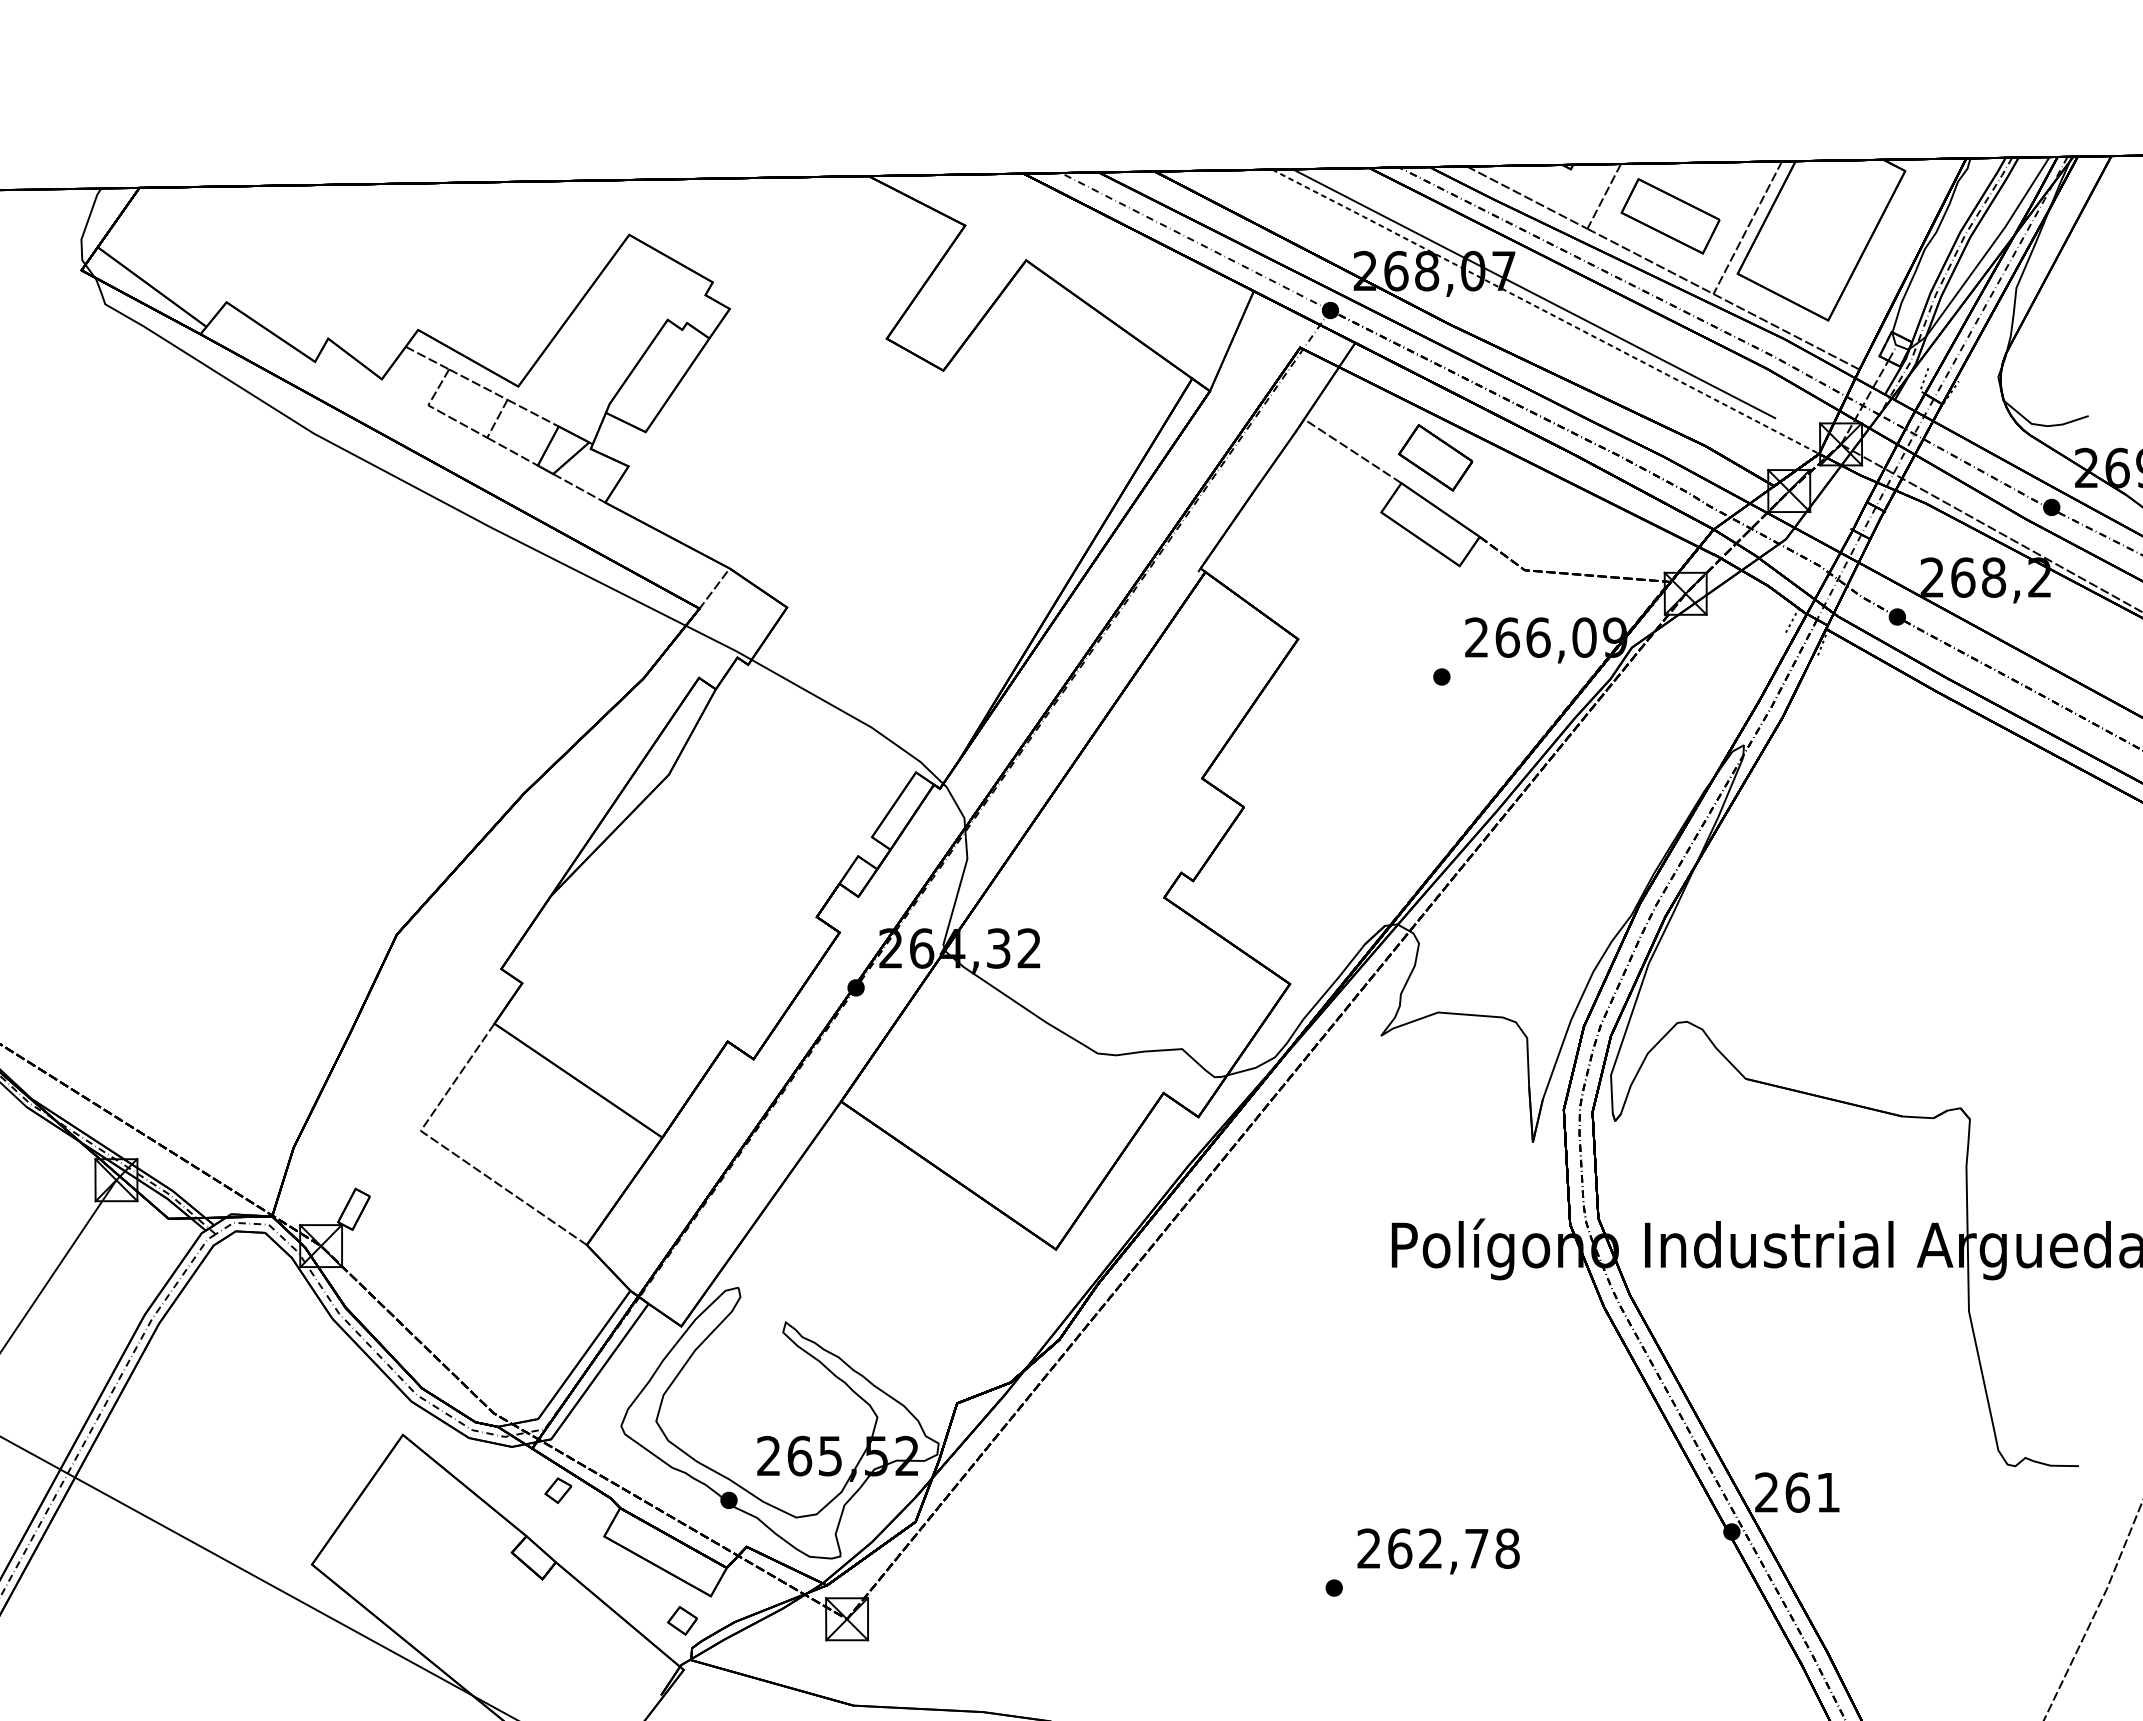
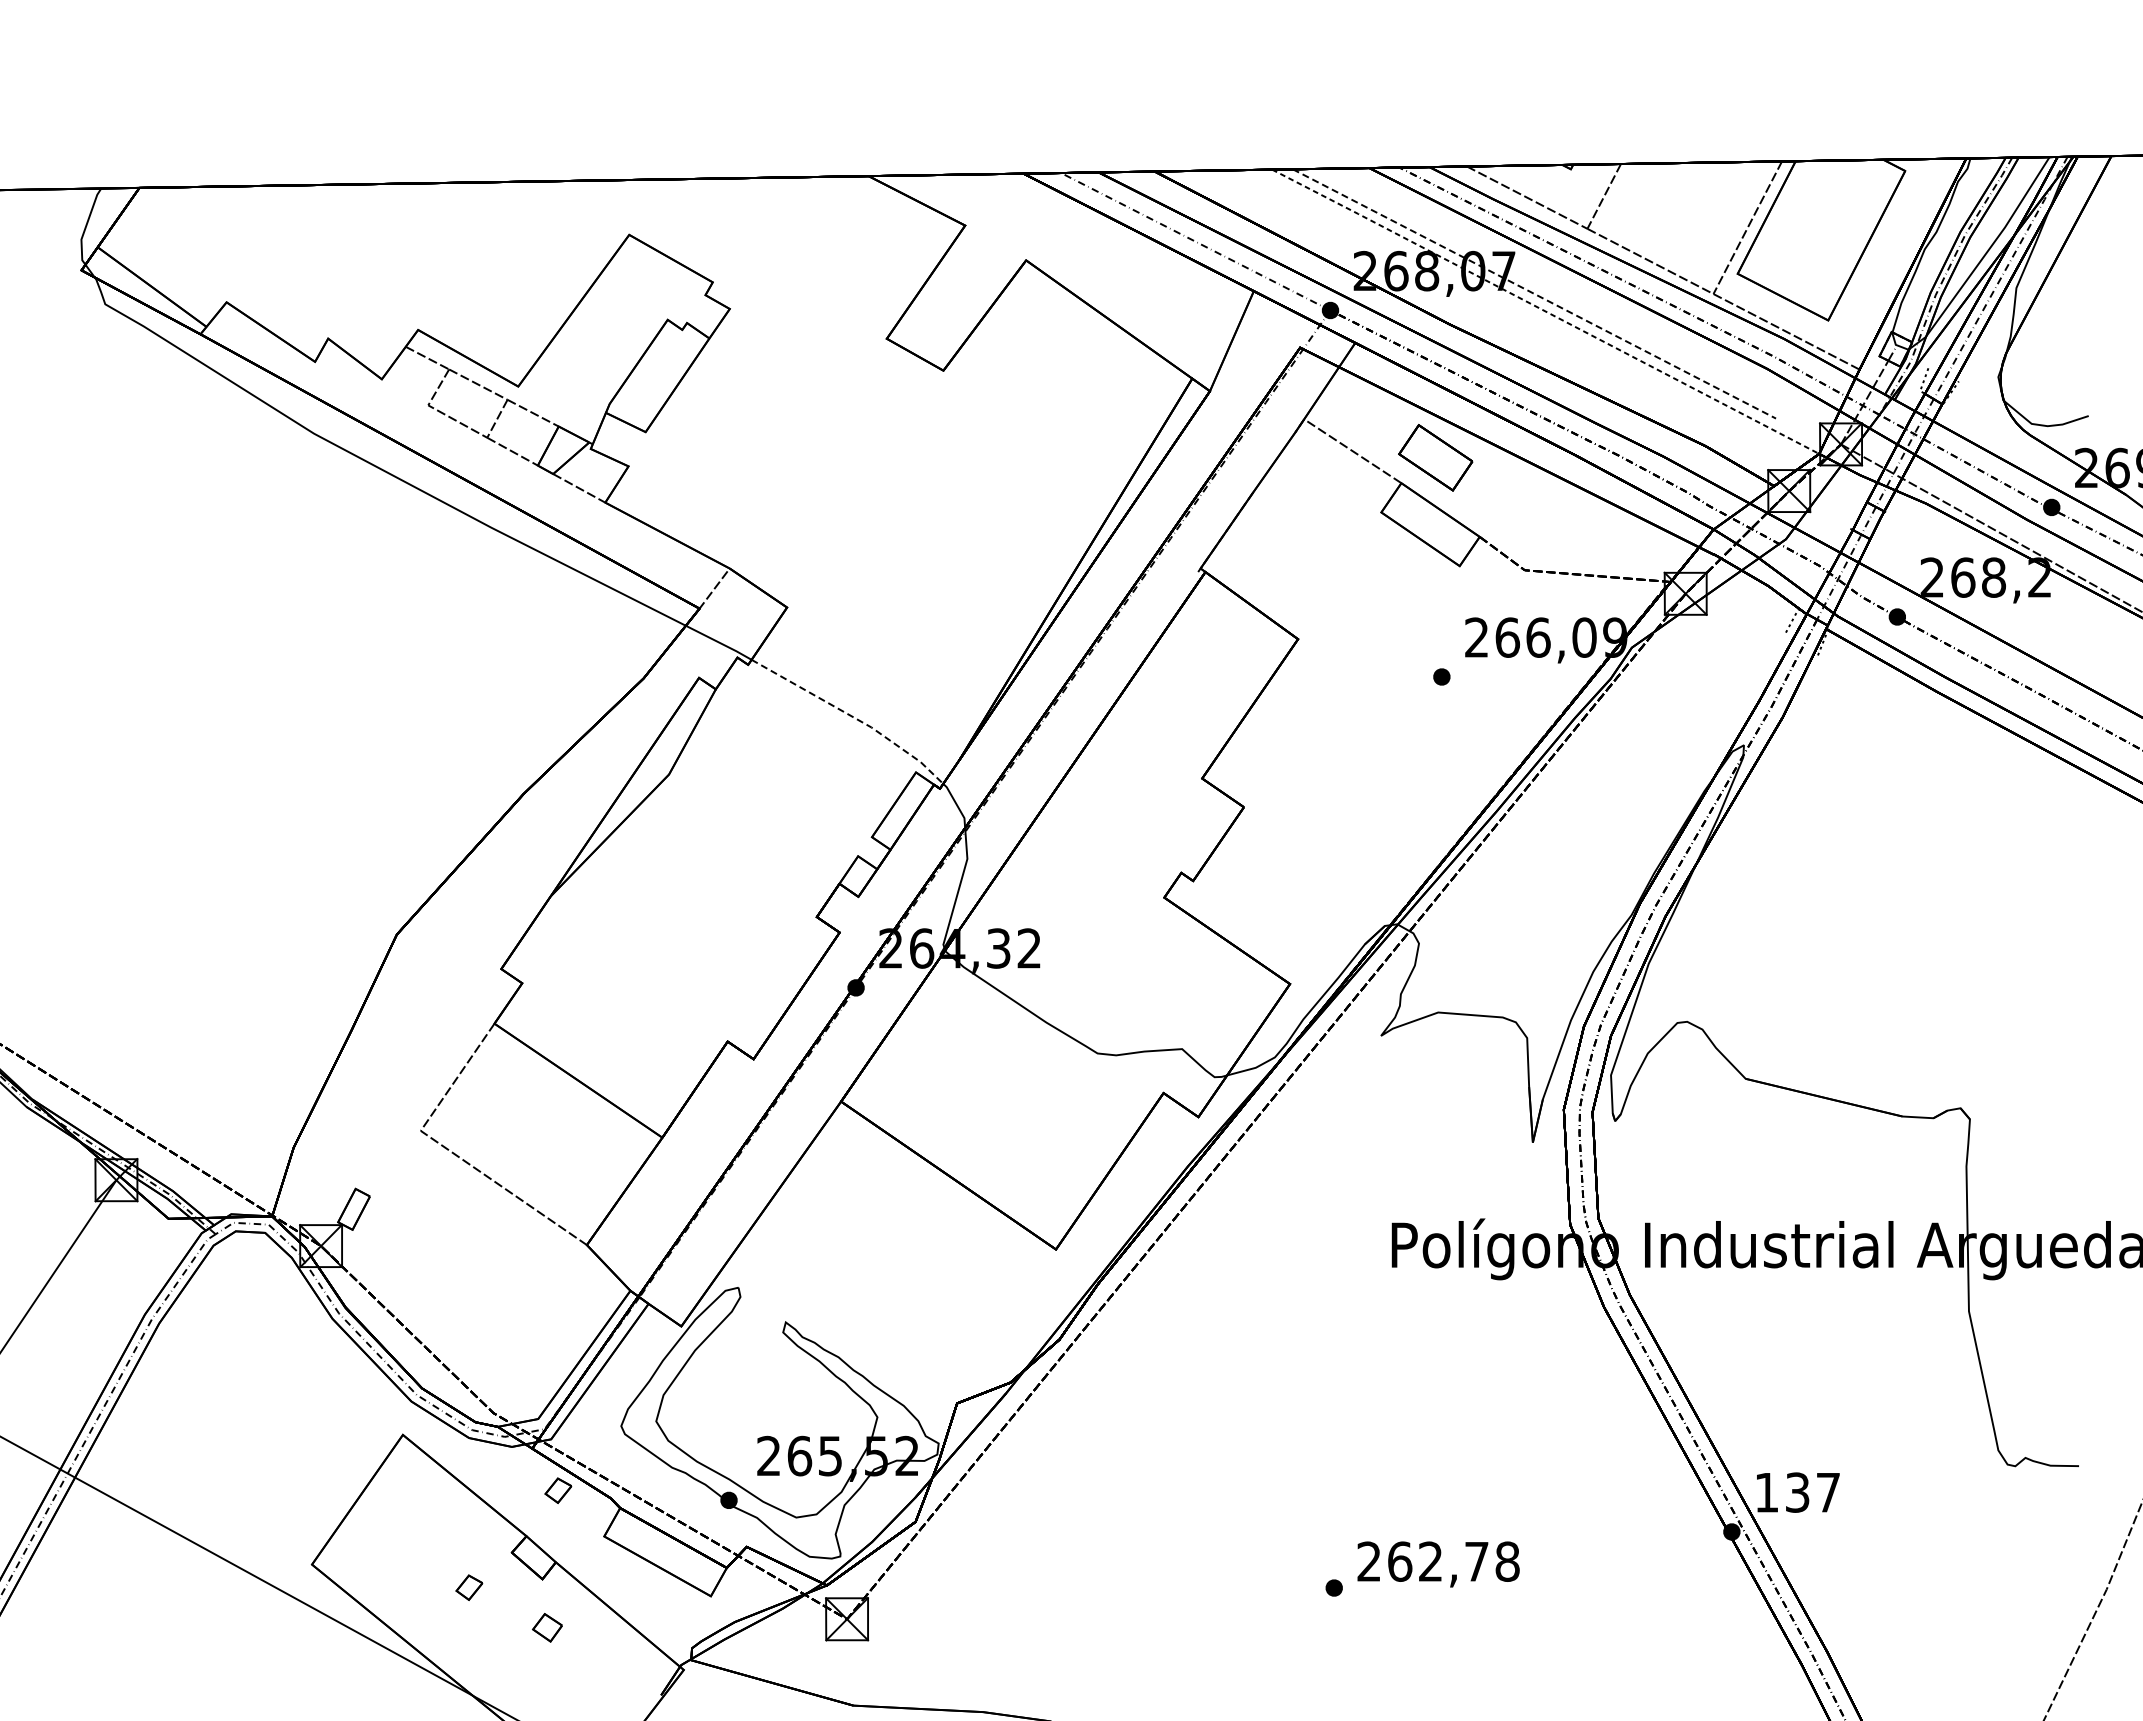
part: present -> none (1670, 216)
line: solid -> dashed (1534, 293)
line: solid -> dashed (853, 717)
text: 261 -> 137 (1797, 1492)
text position: (1438, 1551) -> (1438, 1564) (1438, 1564)
part: none -> present (469, 1587)
part position: (682, 1620) -> (547, 1627) (547, 1627)
